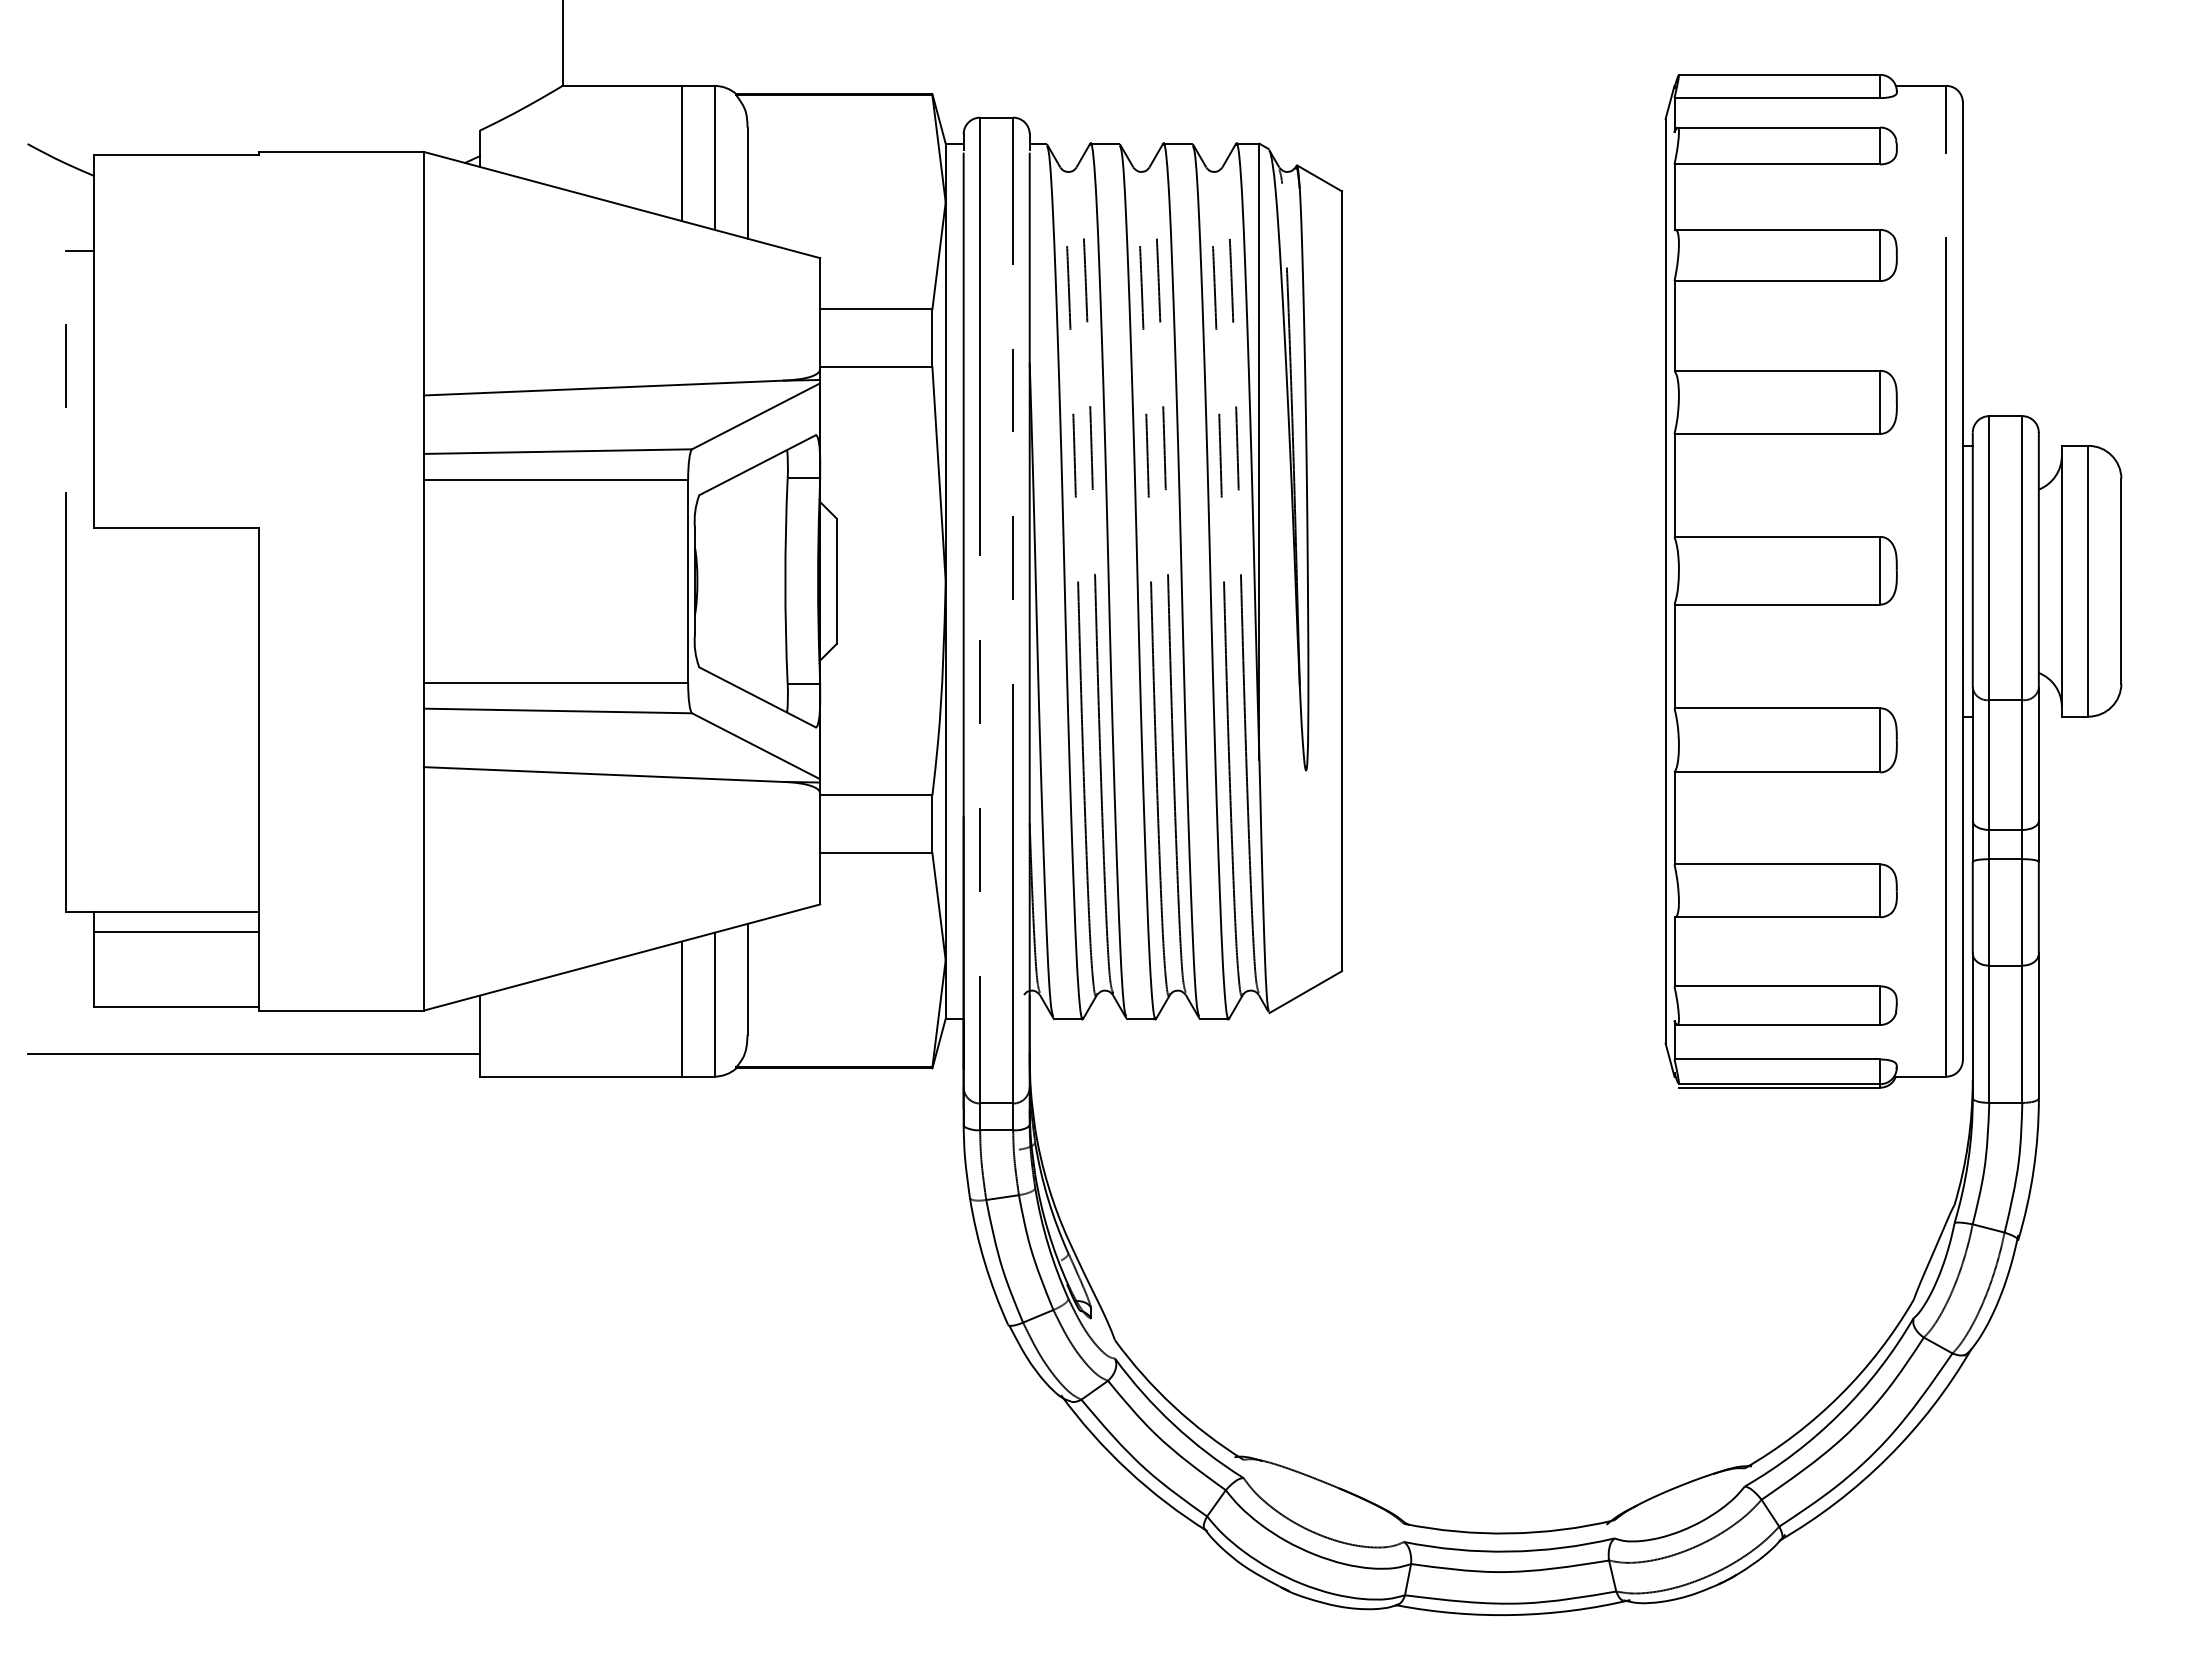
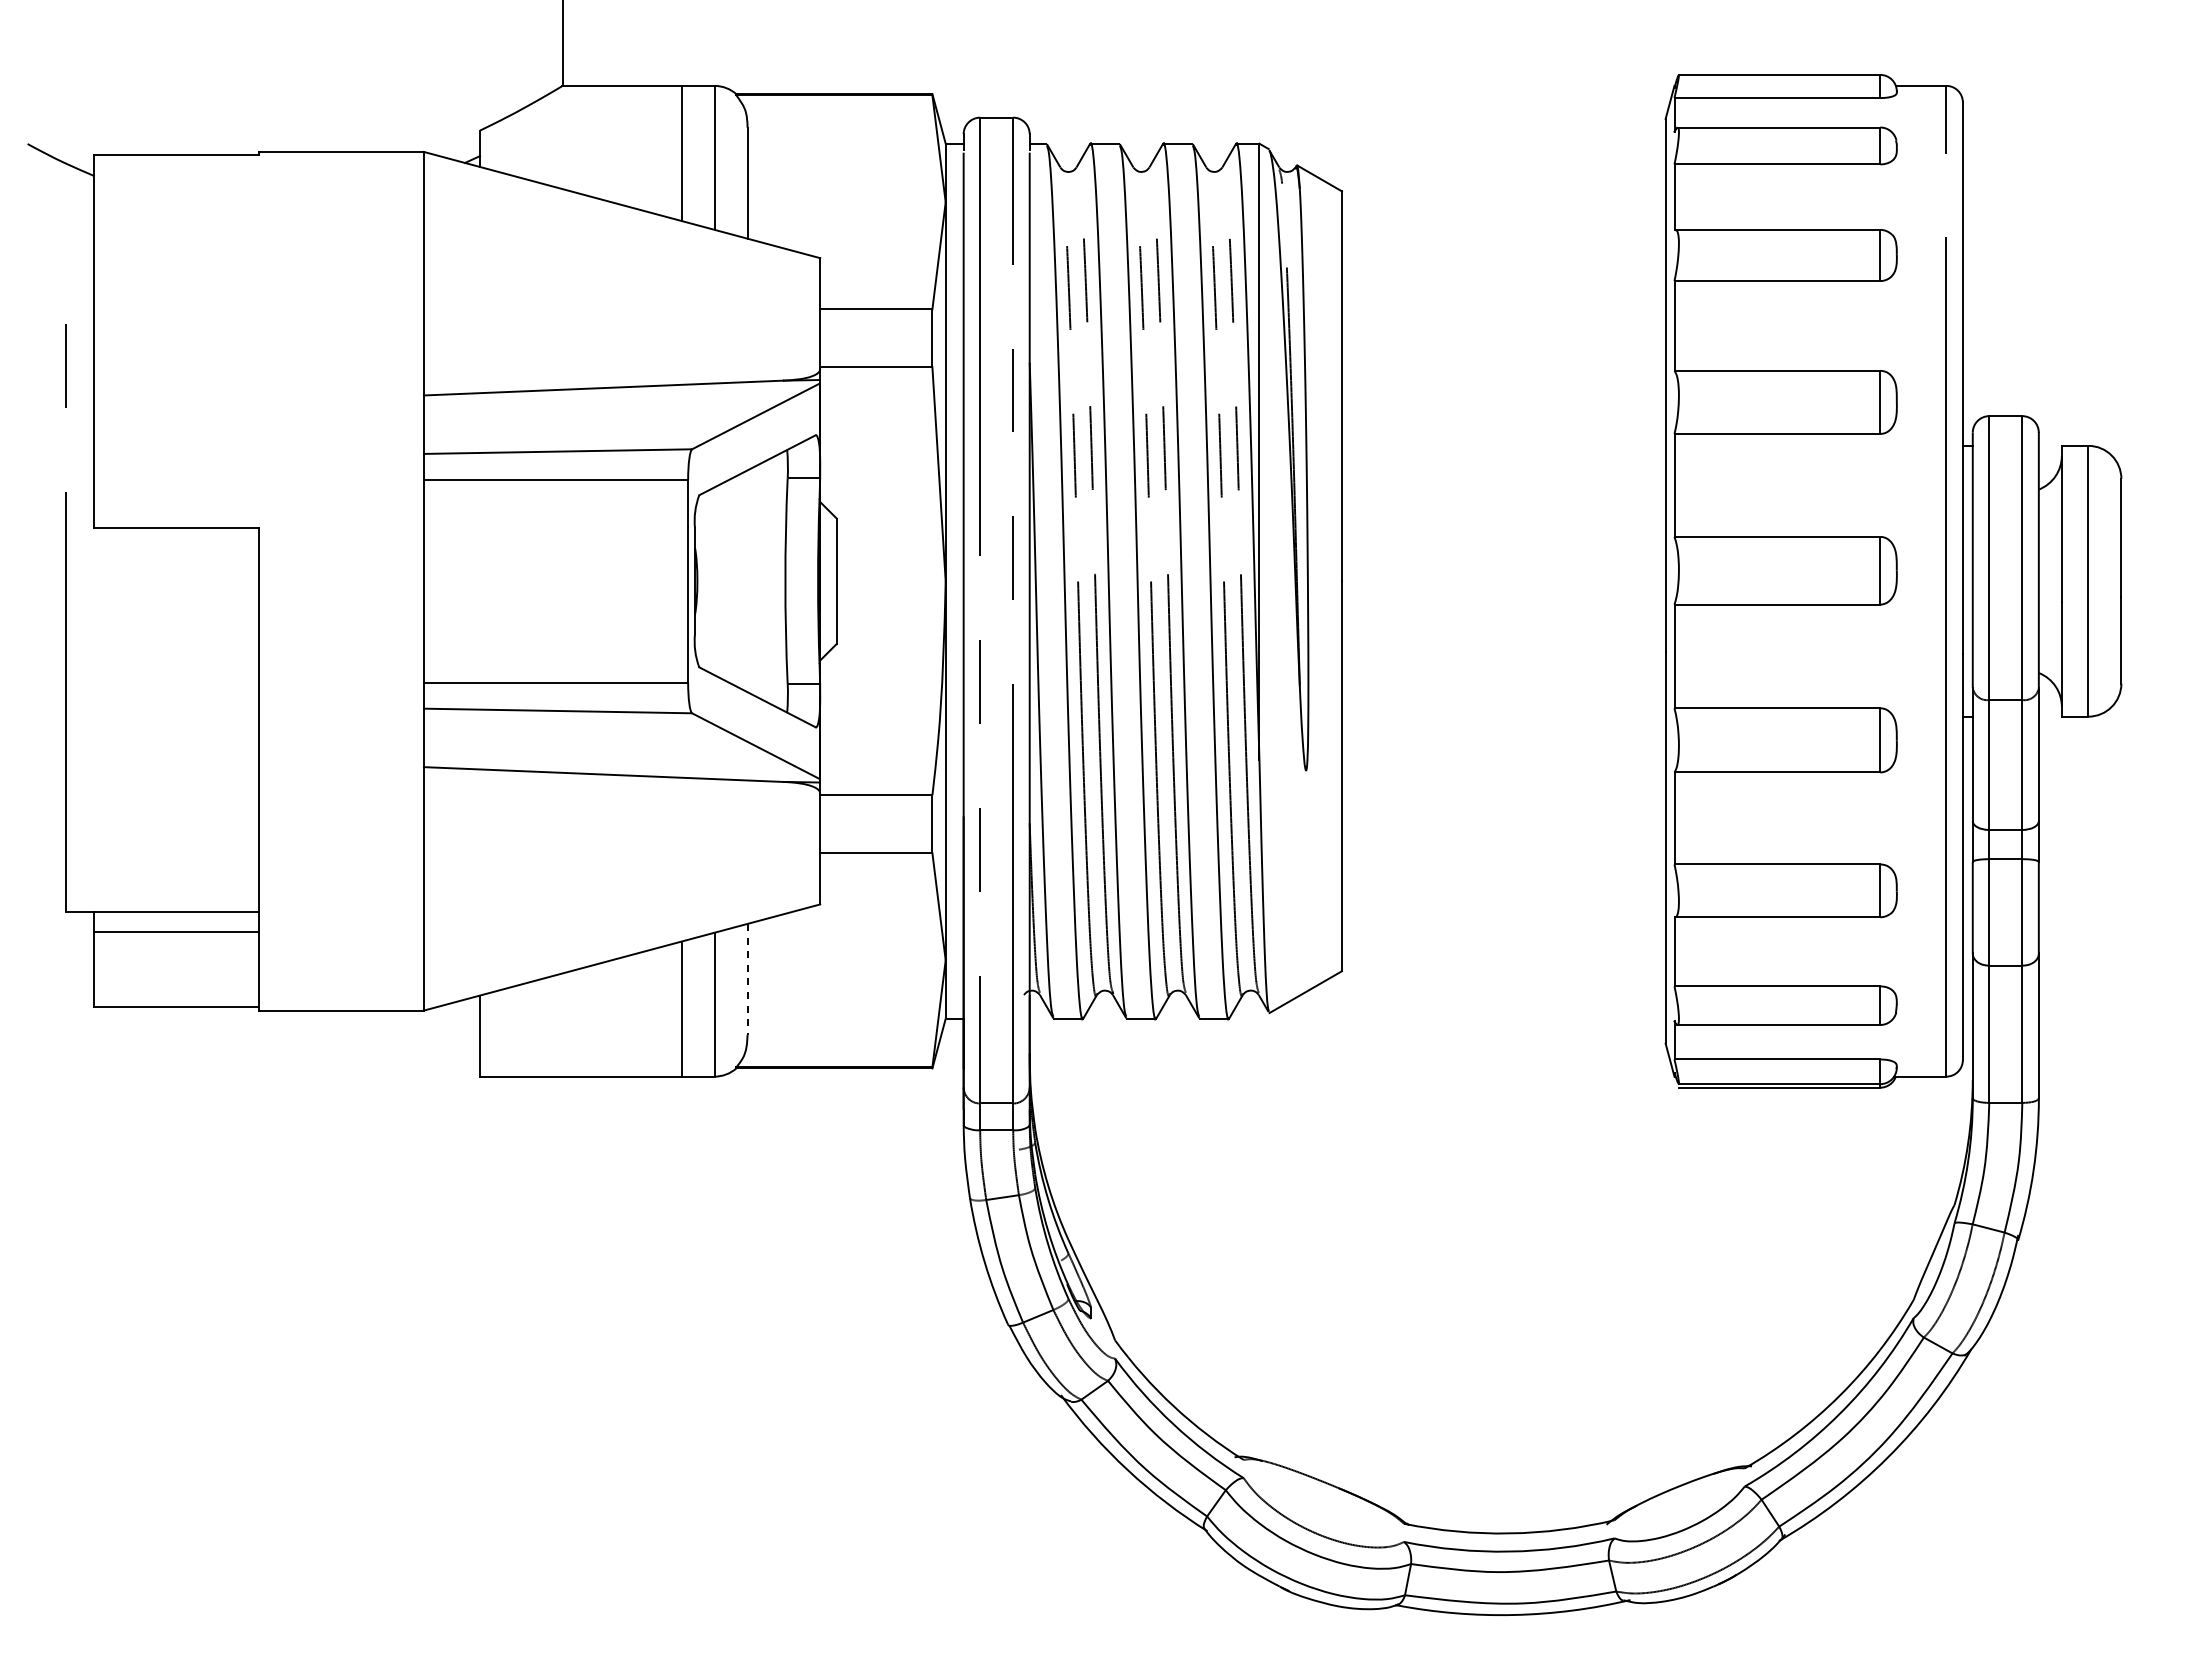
line: present -> none (79, 251)
line: solid -> dashed (747, 979)
line: present -> none (253, 1053)
